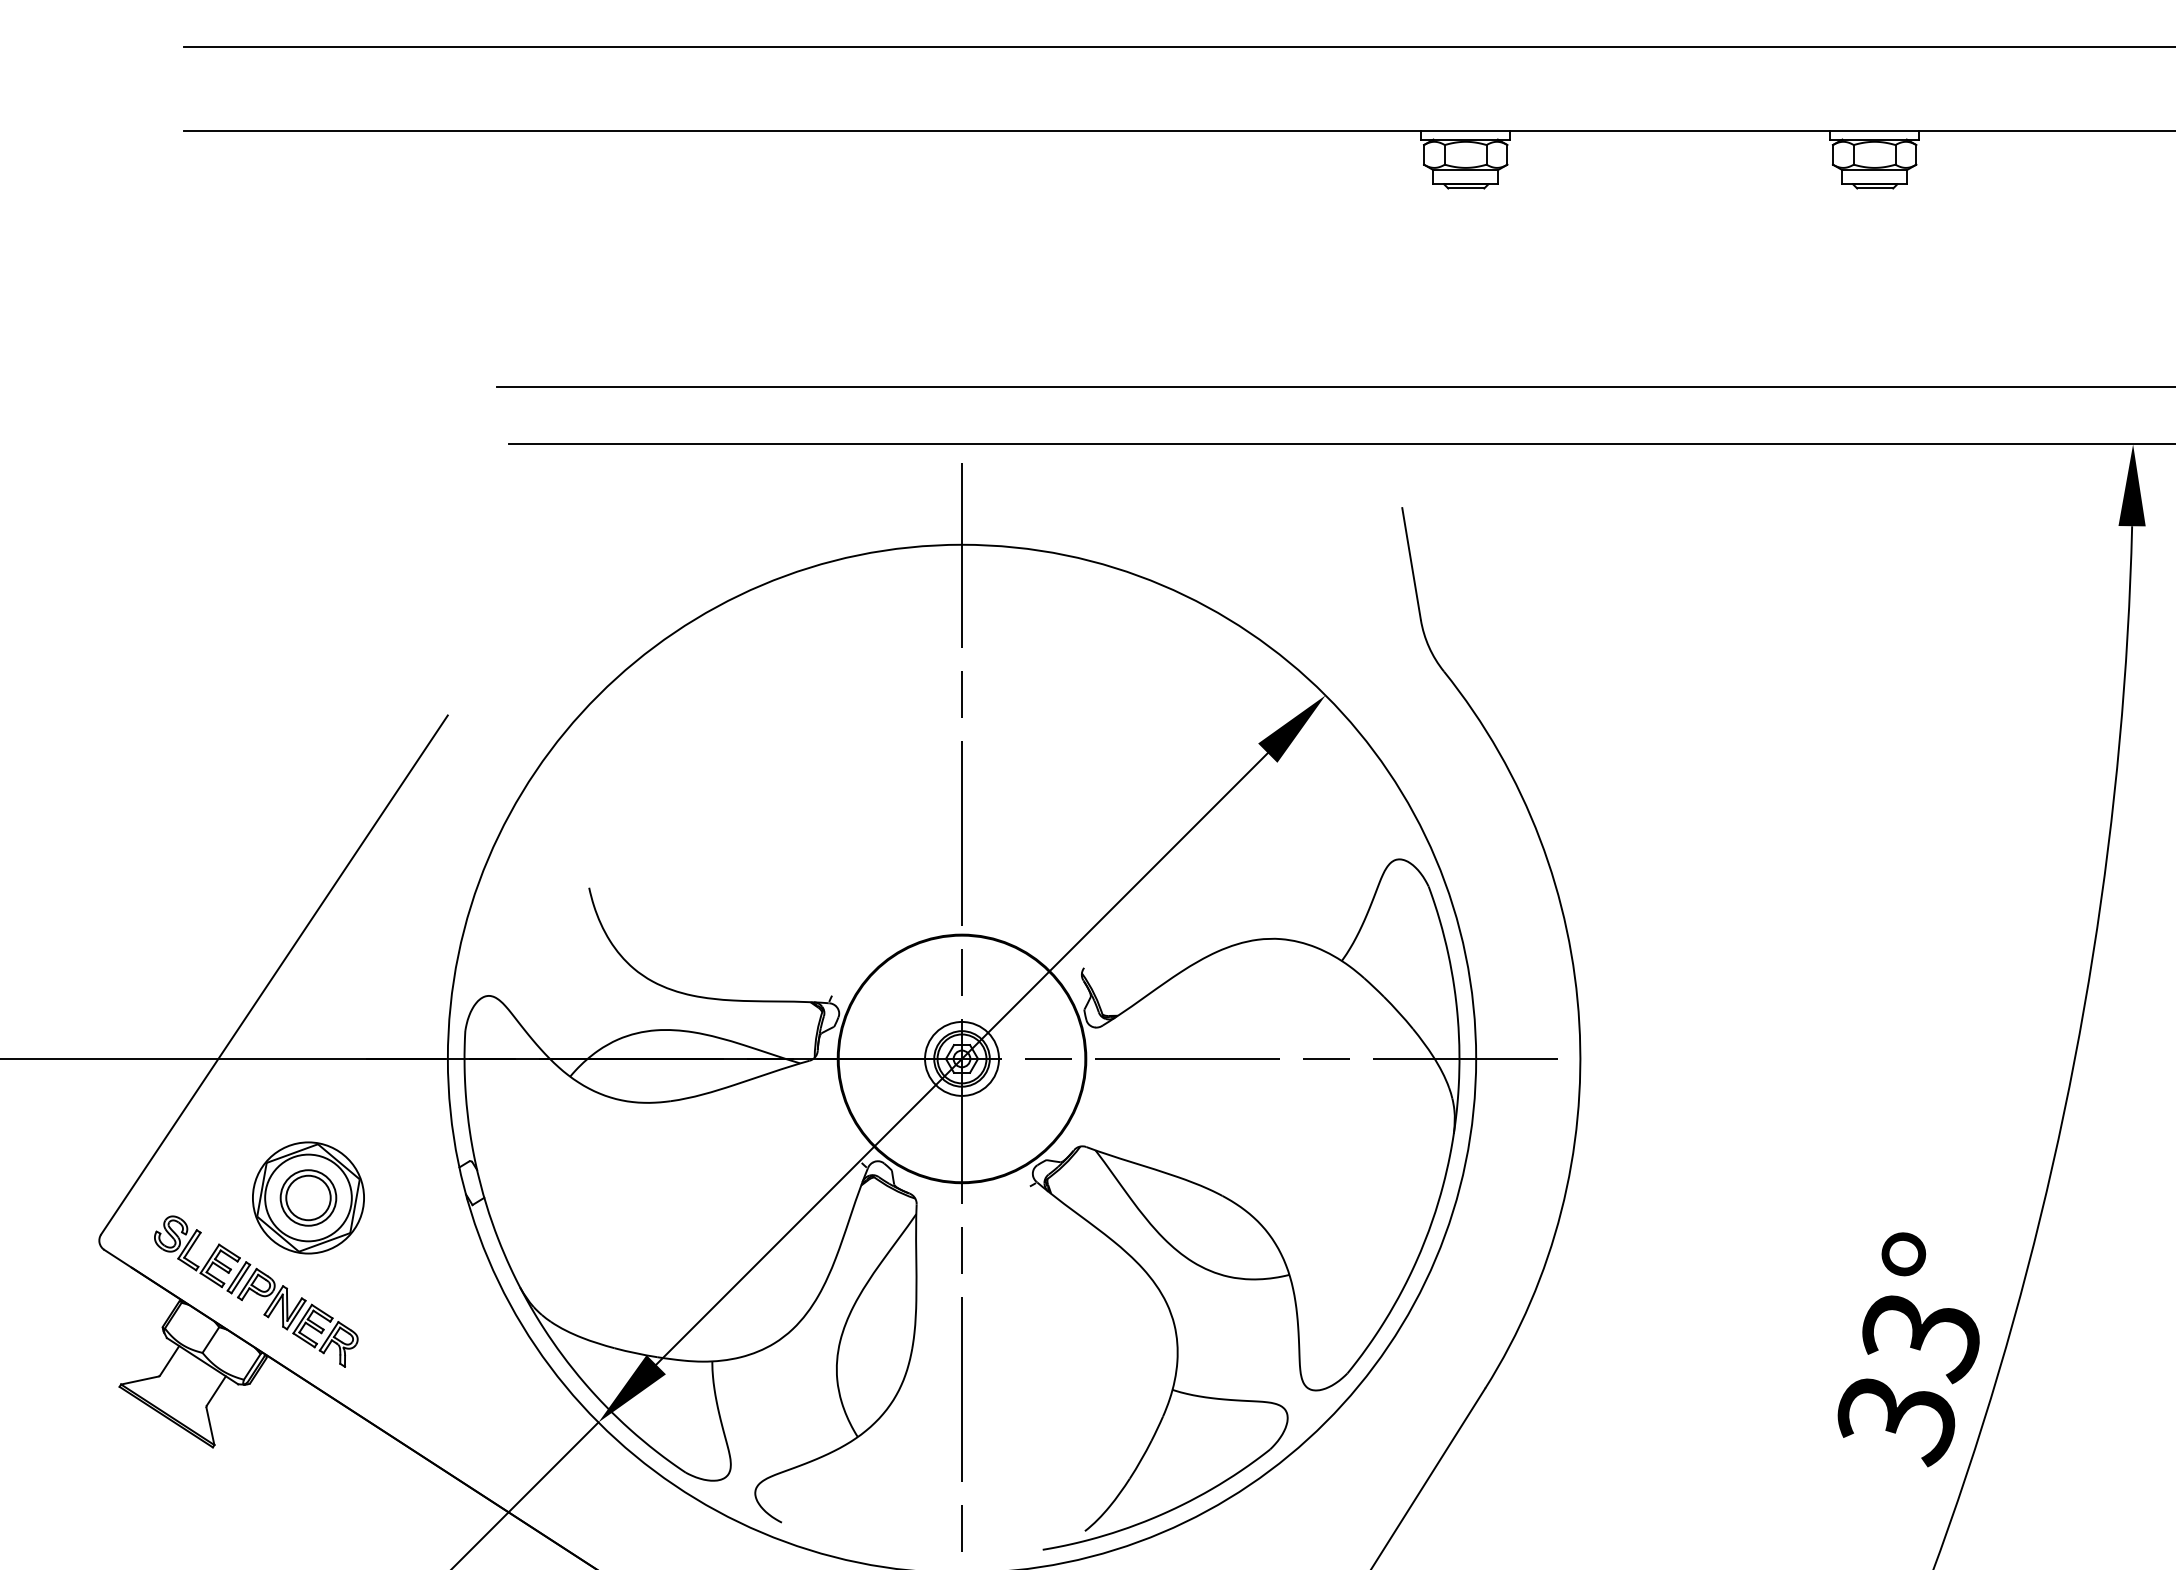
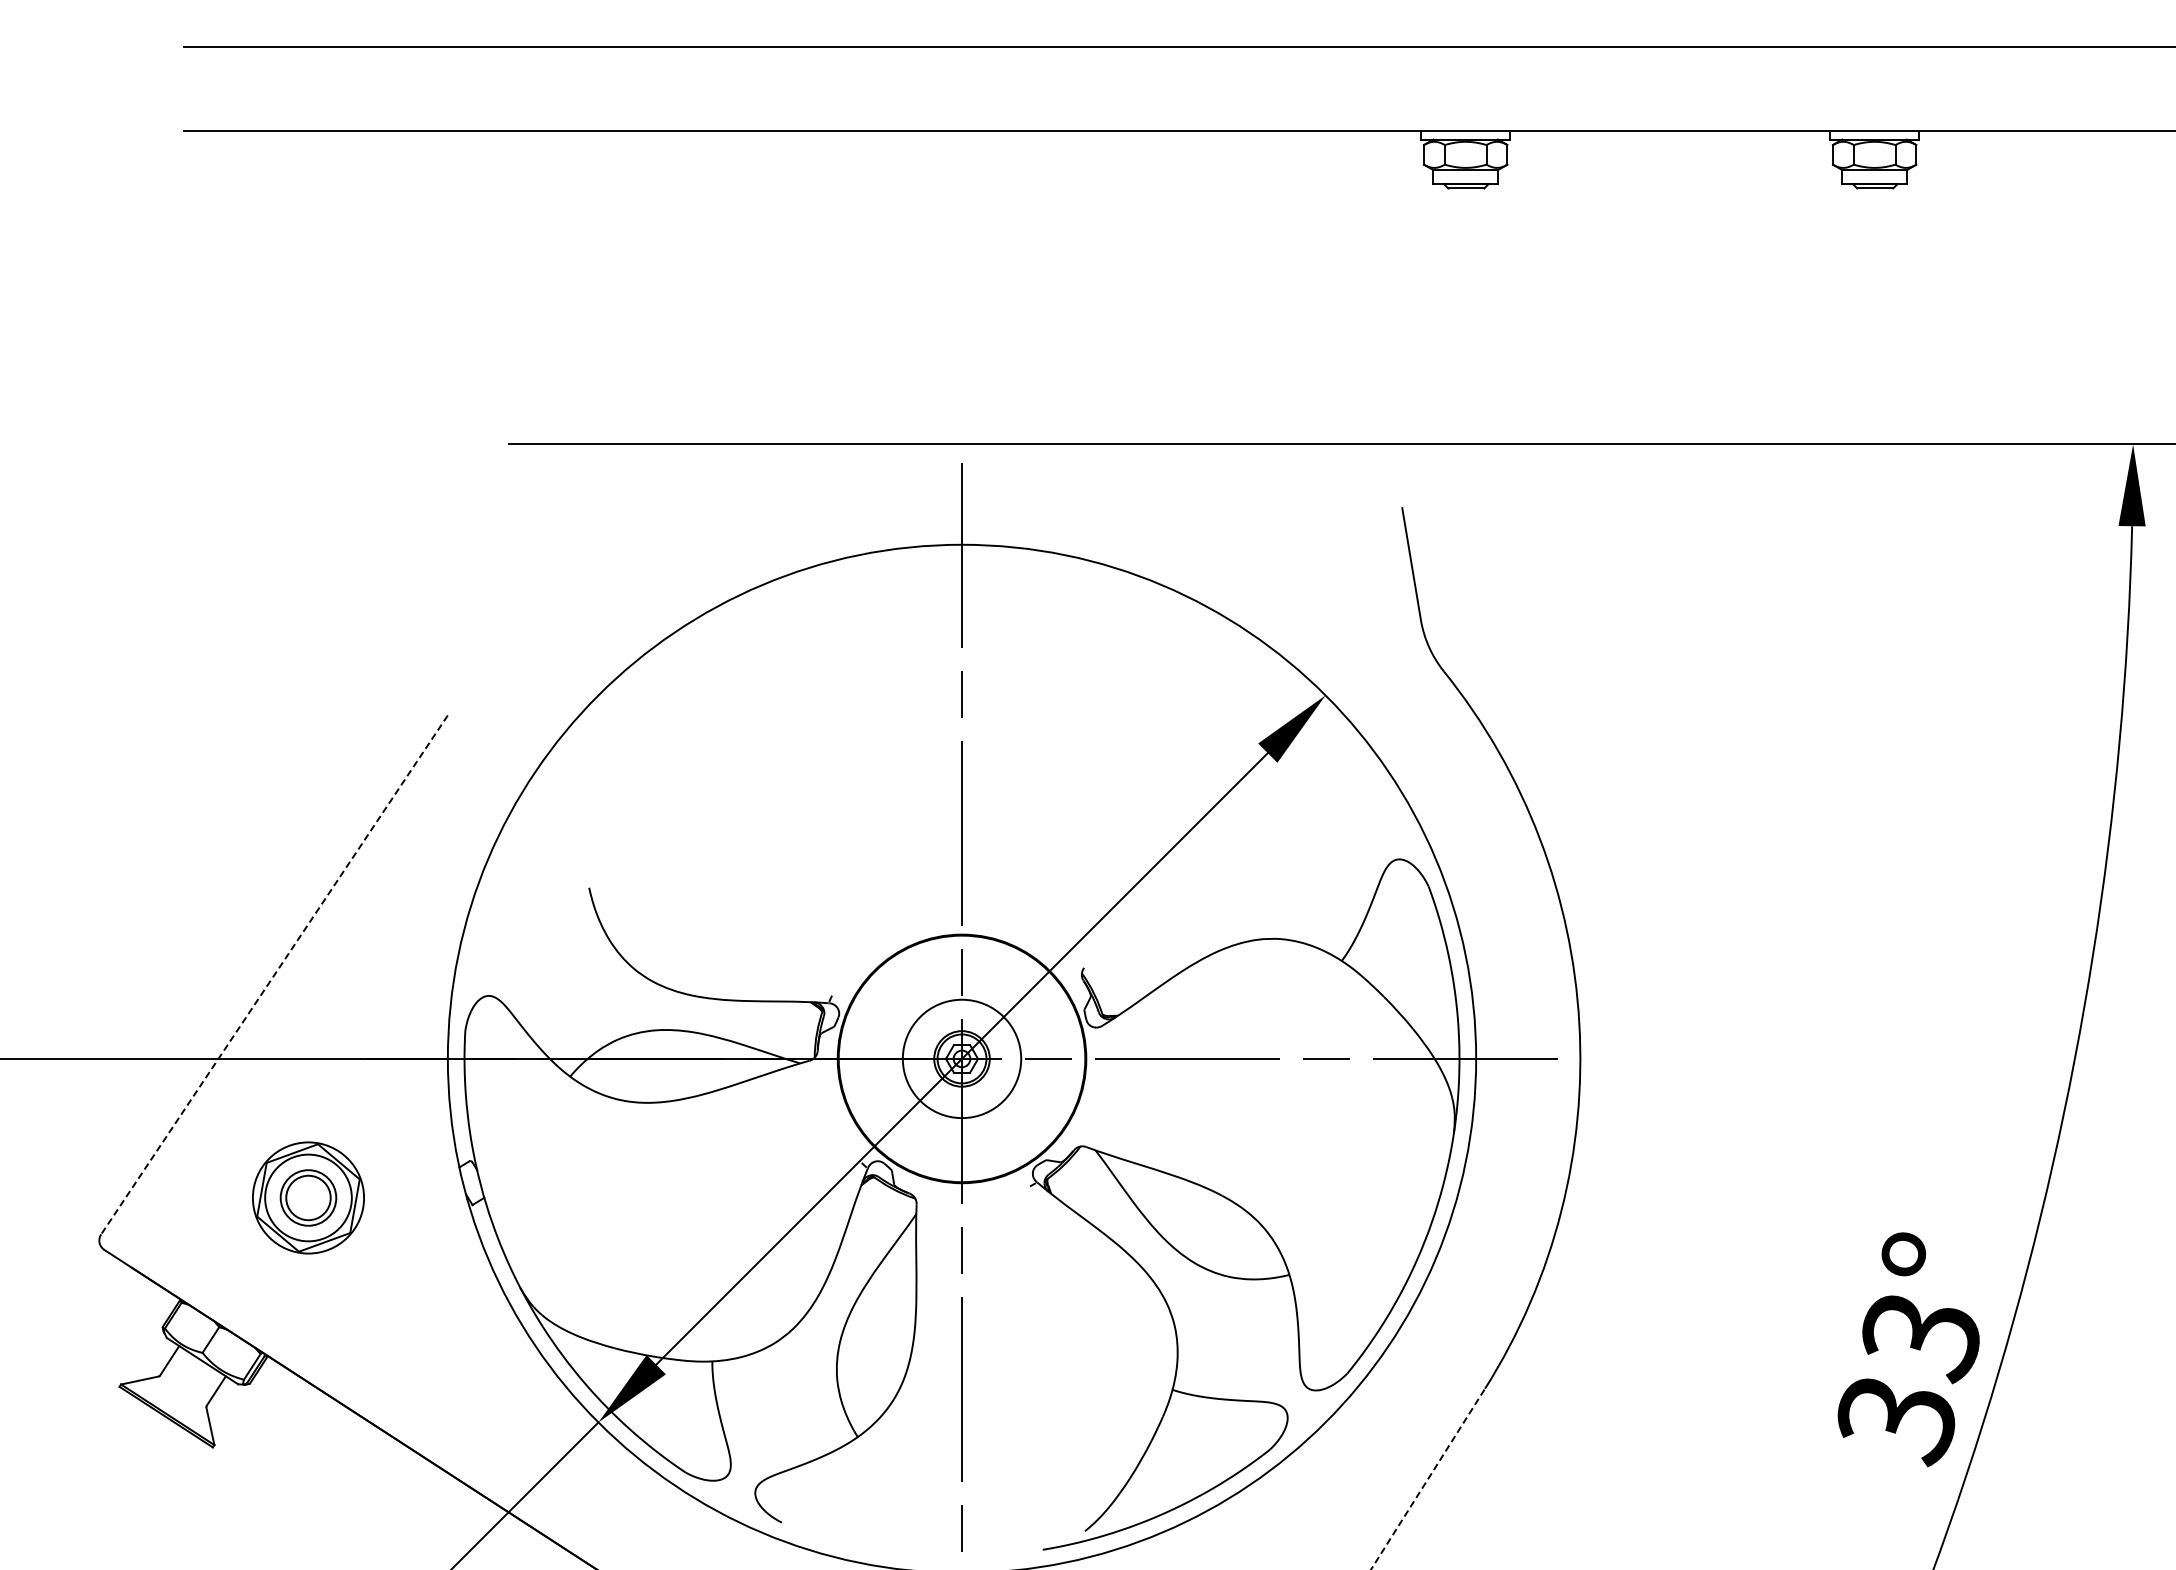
line: present -> none (1334, 387)
line: solid -> dashed (274, 975)
circle diameter: 74 px -> 118 px (961, 1058)
part: present -> none (256, 1291)
line: solid -> dashed (1428, 1479)
